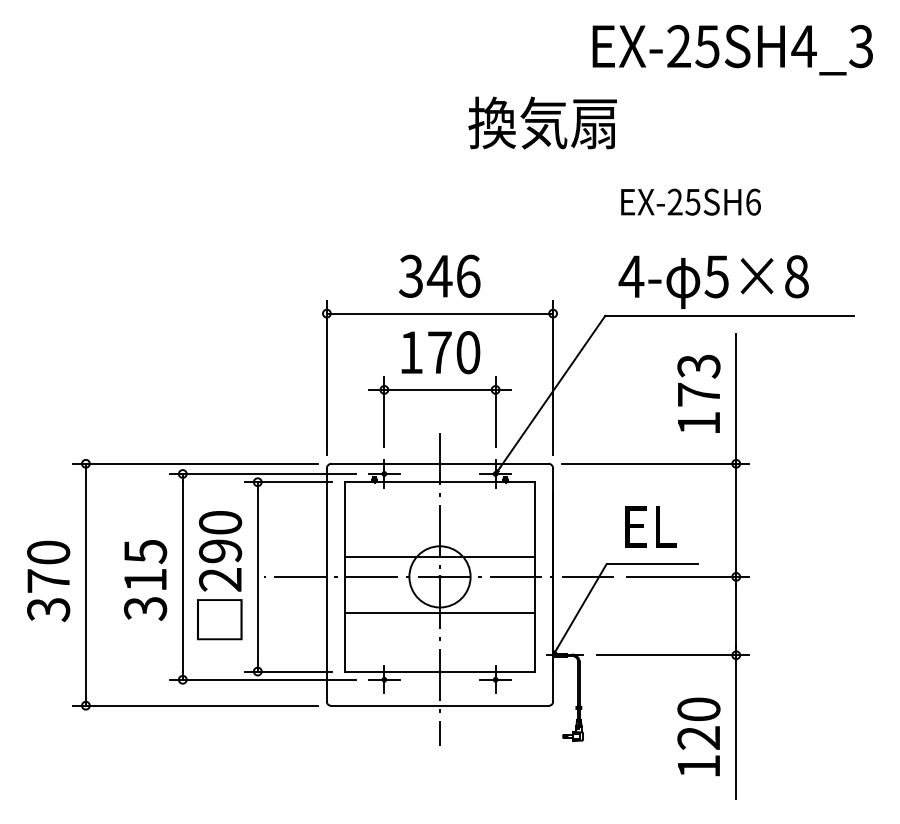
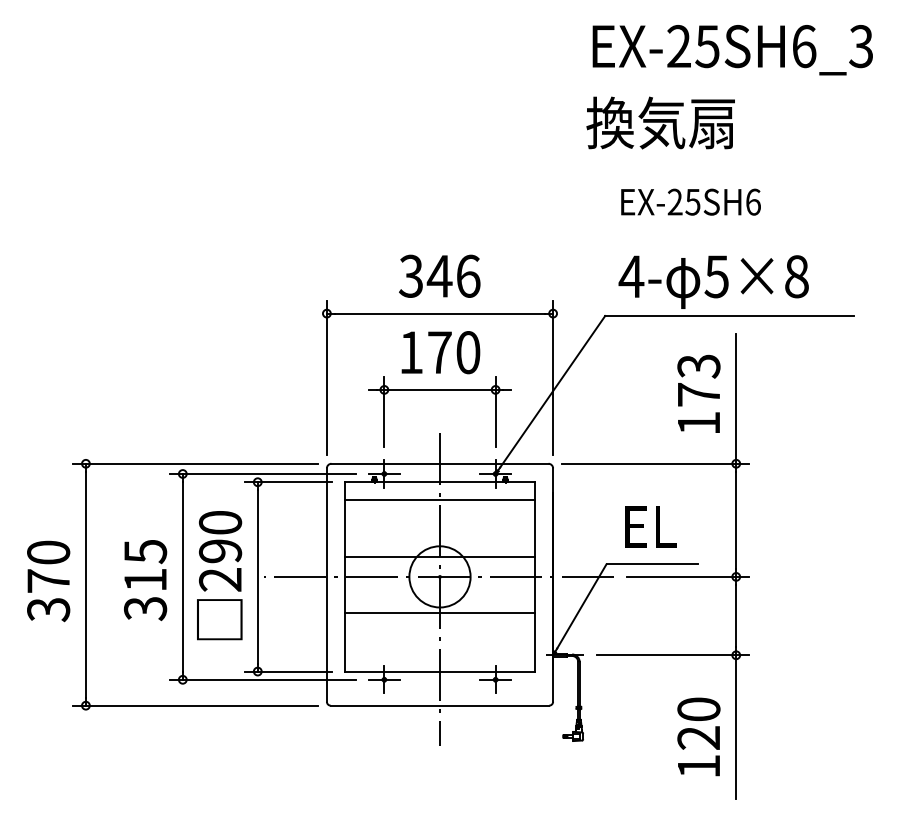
text: EX-25SH4_3 -> EX-25SH6_3 (803, 46)
text position: (542, 122) -> (660, 122) (660, 122)
line: none -> present (440, 500)
